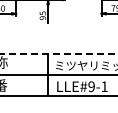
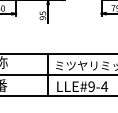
line: dashed -> solid (59, 53)
text: LLE#9-1 -> LLE#9-4 (104, 86)
